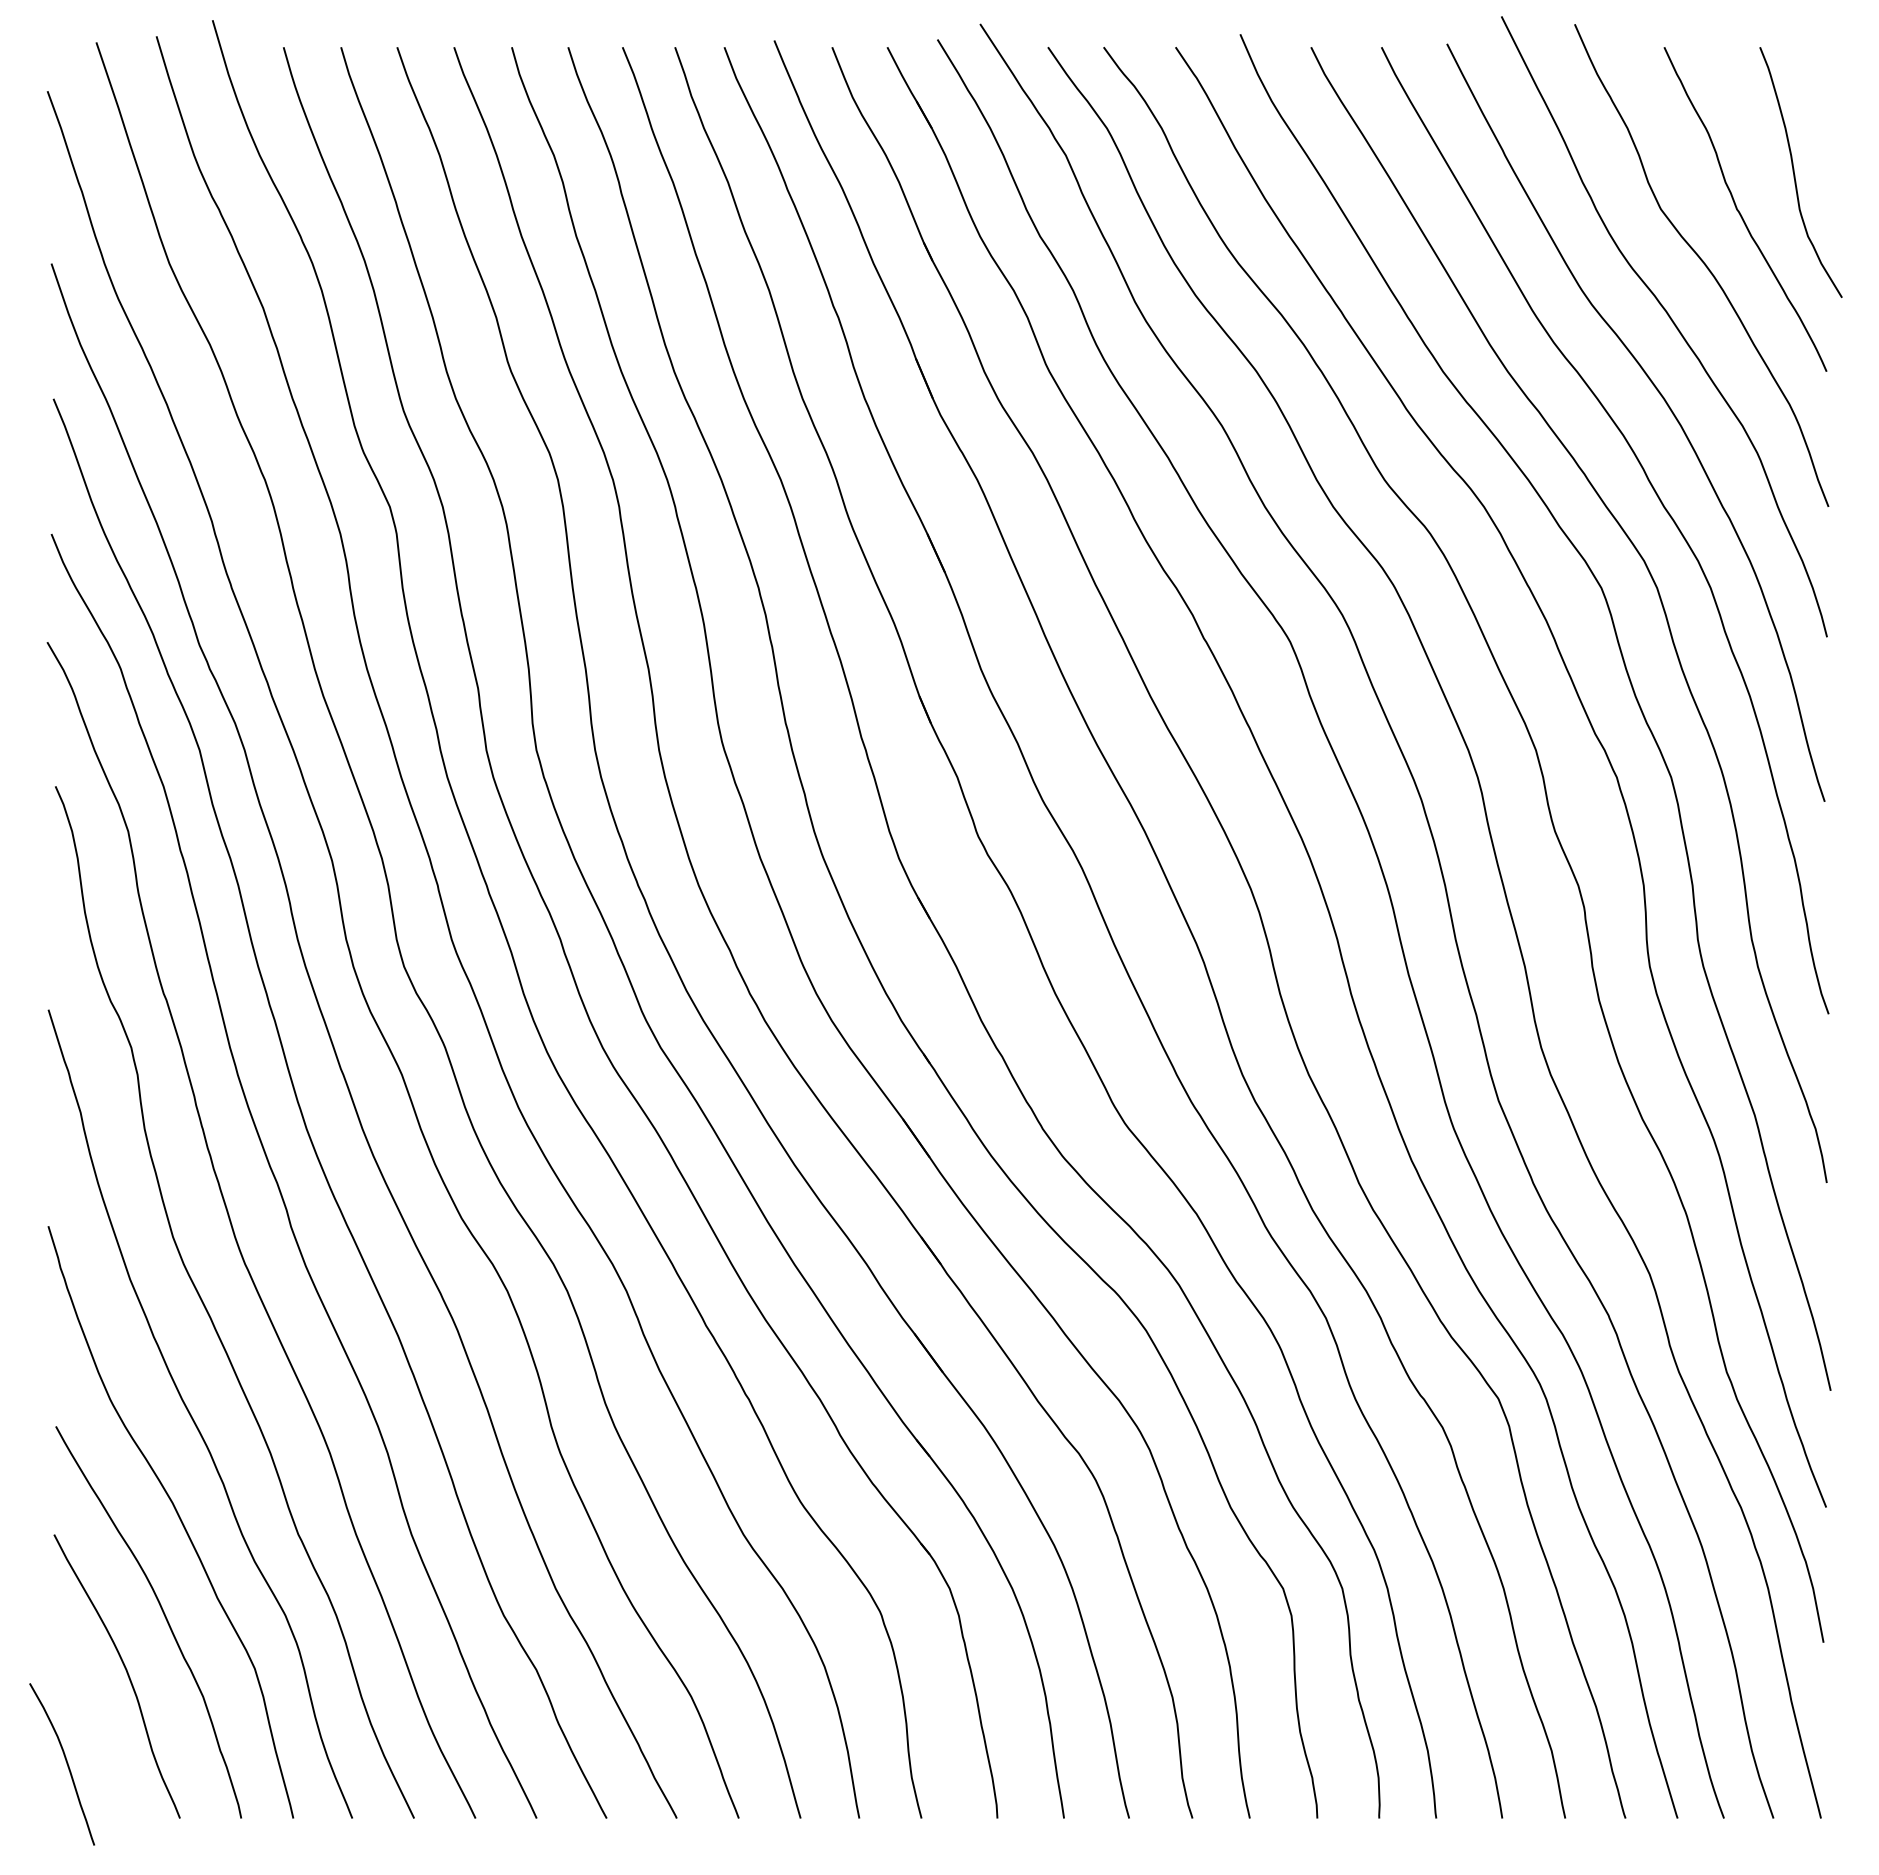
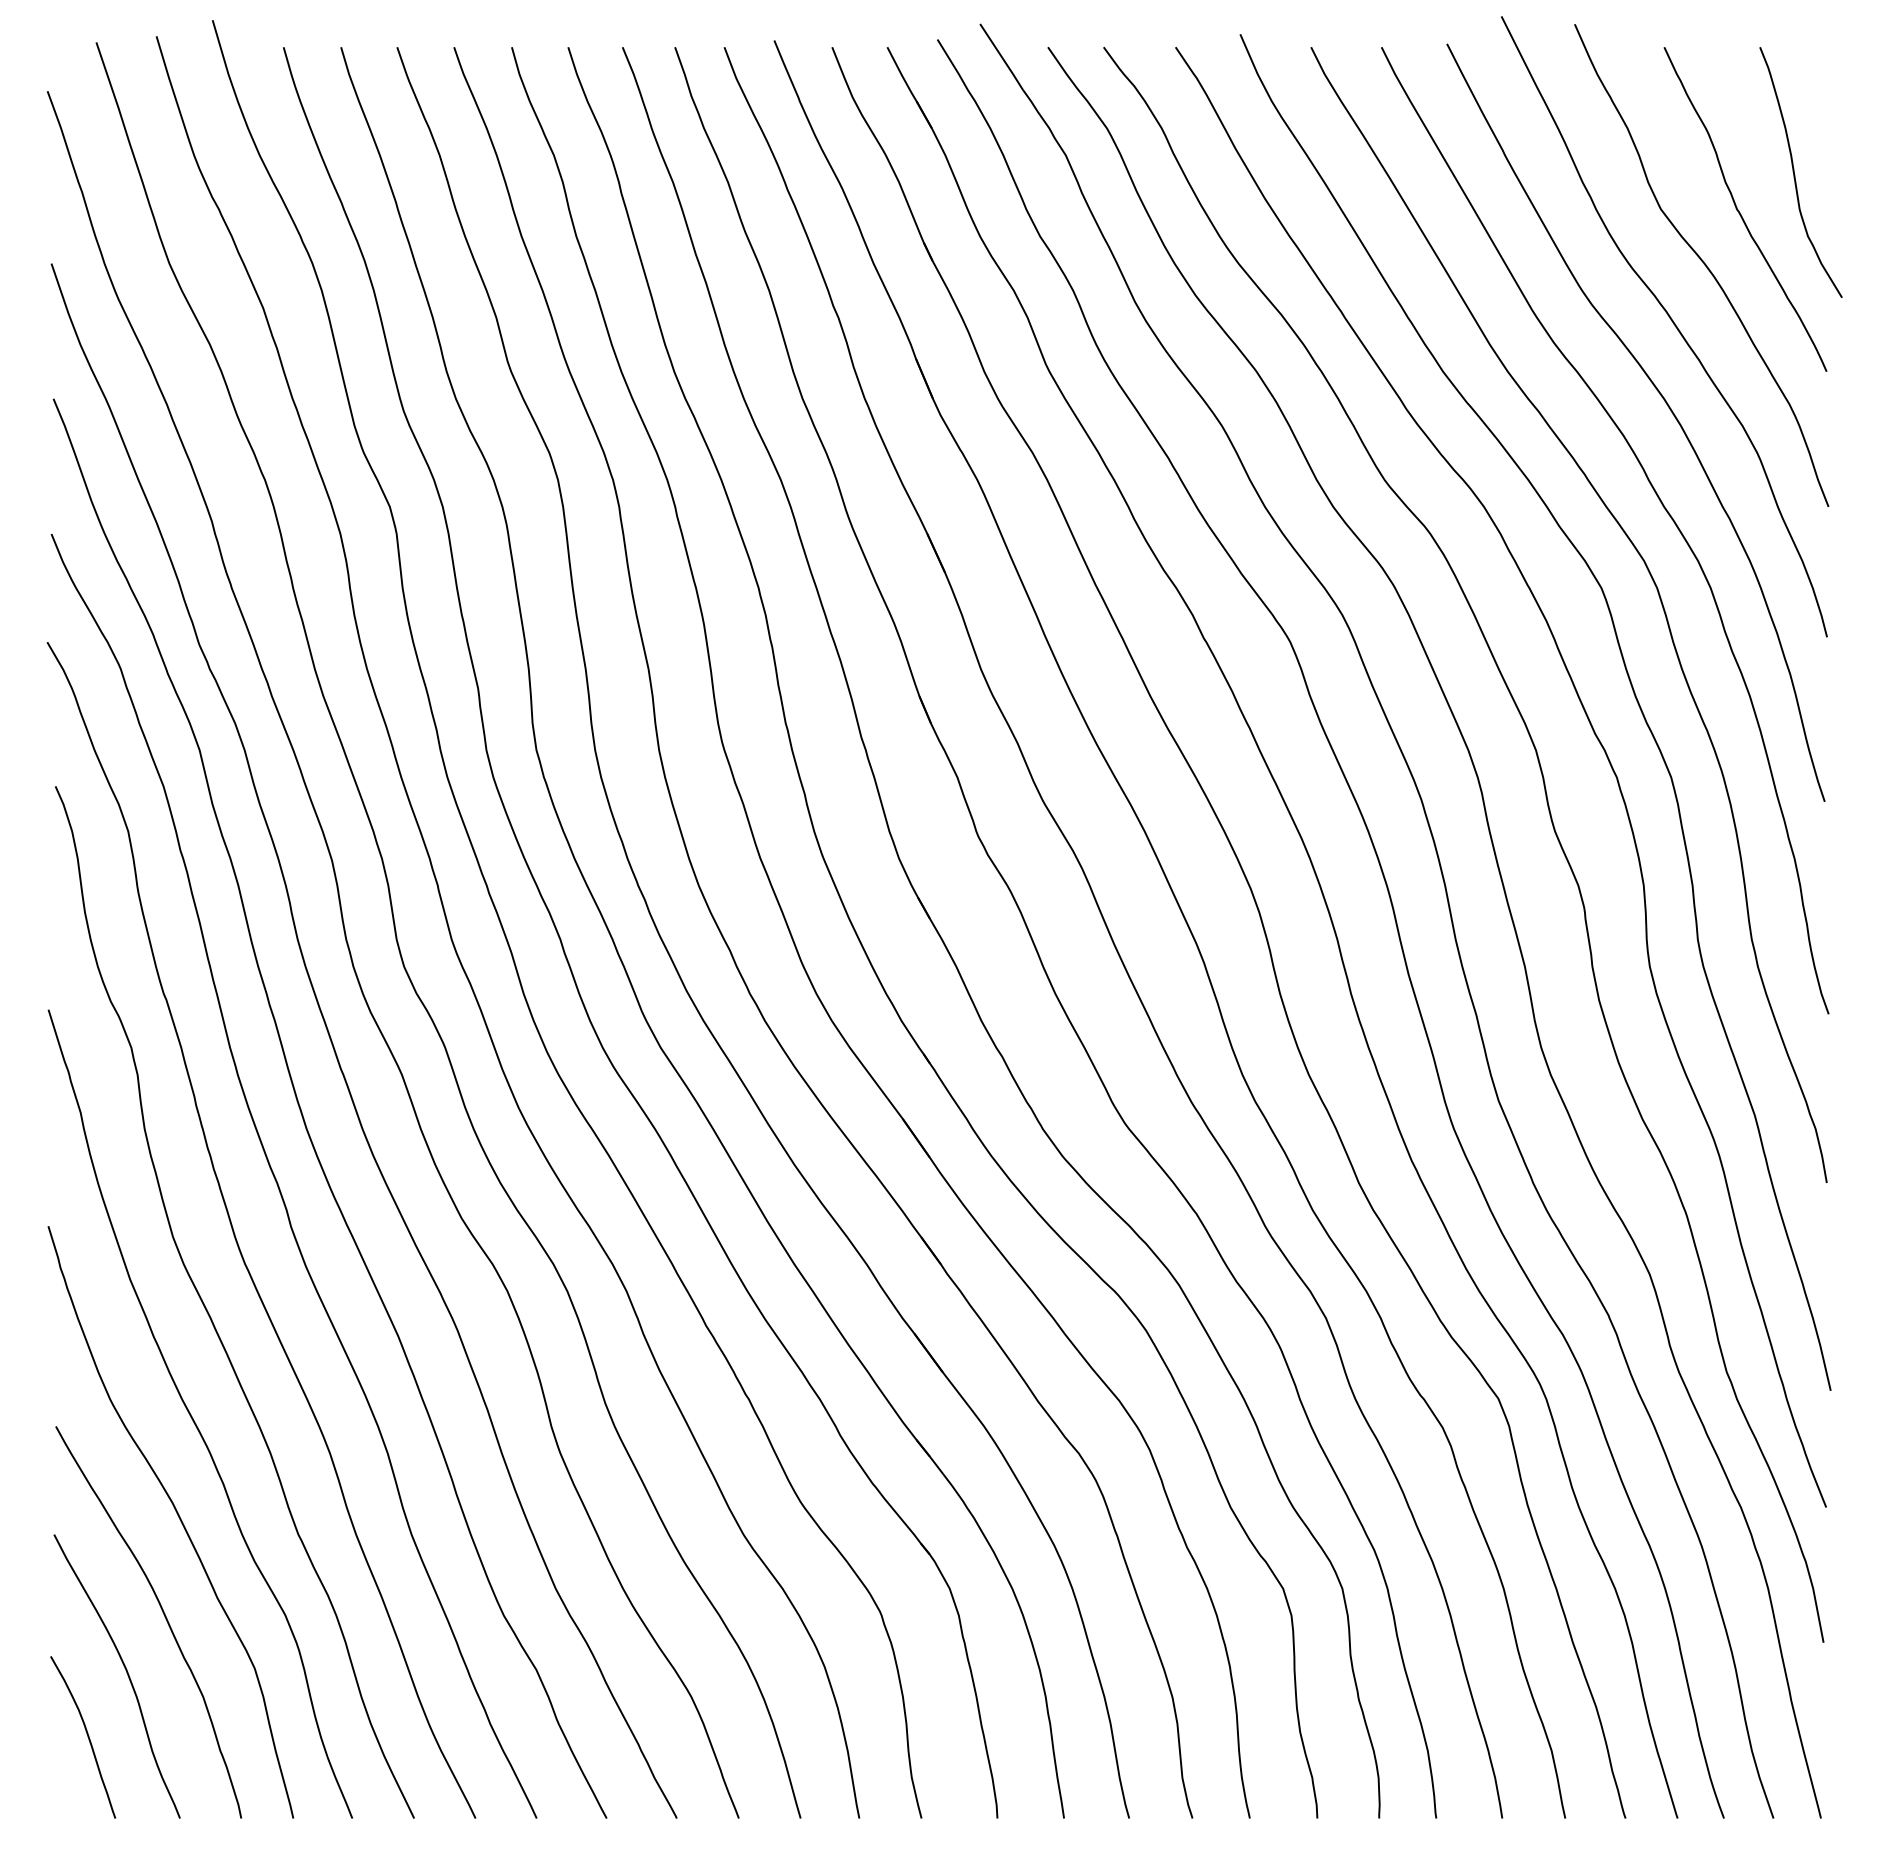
curve position: (65, 1761) -> (86, 1734) (86, 1734)
